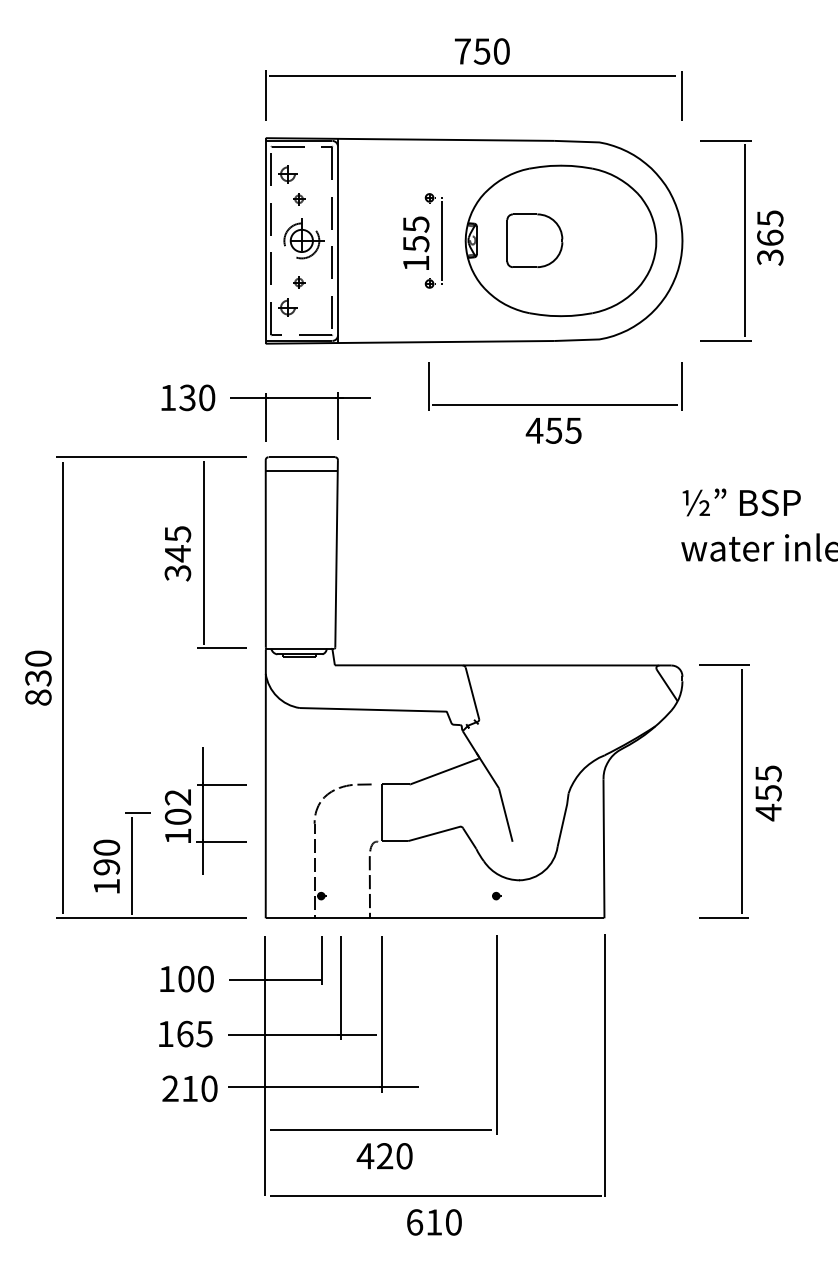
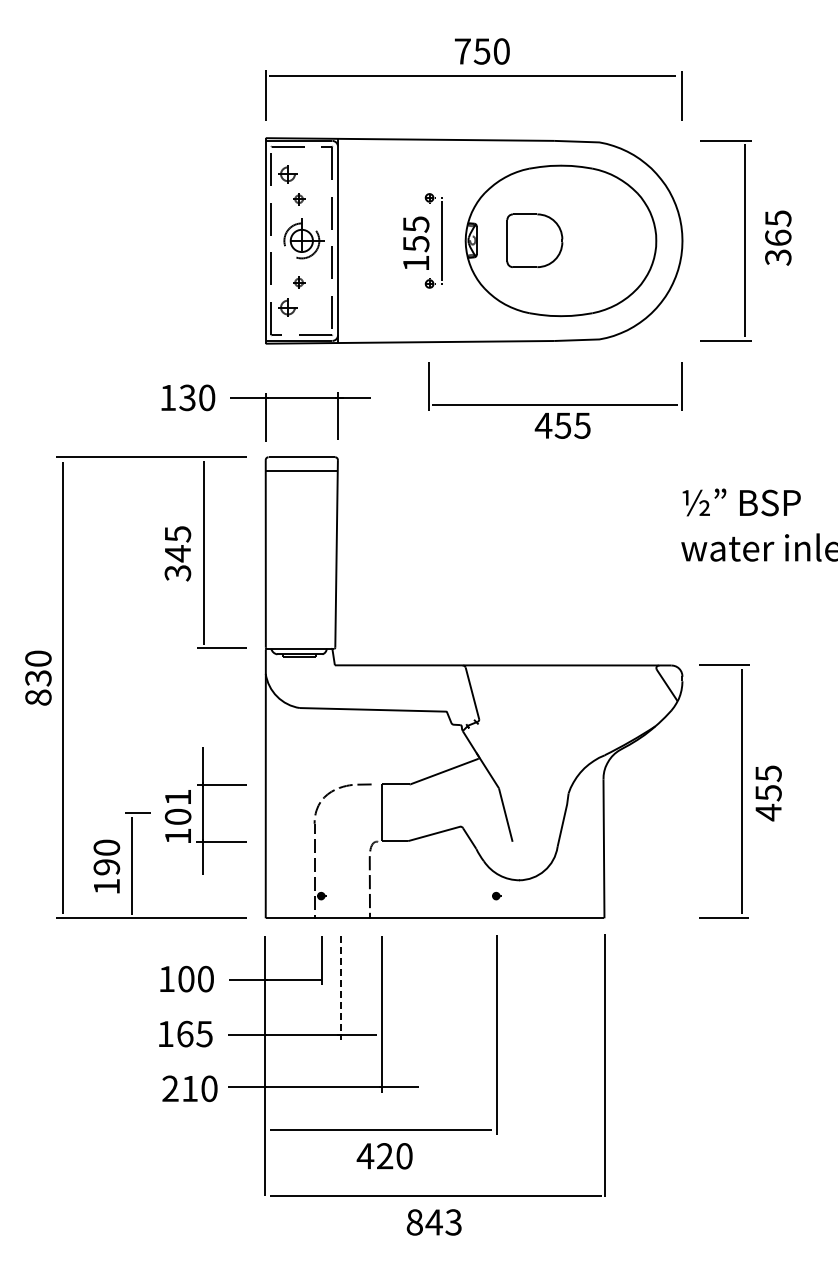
text position: (770, 237) -> (778, 237) (778, 237)
text position: (553, 430) -> (562, 425) (562, 425)
text: 102 -> 101 (177, 797)
line: solid -> dashed (341, 987)
text: 610 -> 843 (433, 1222)
